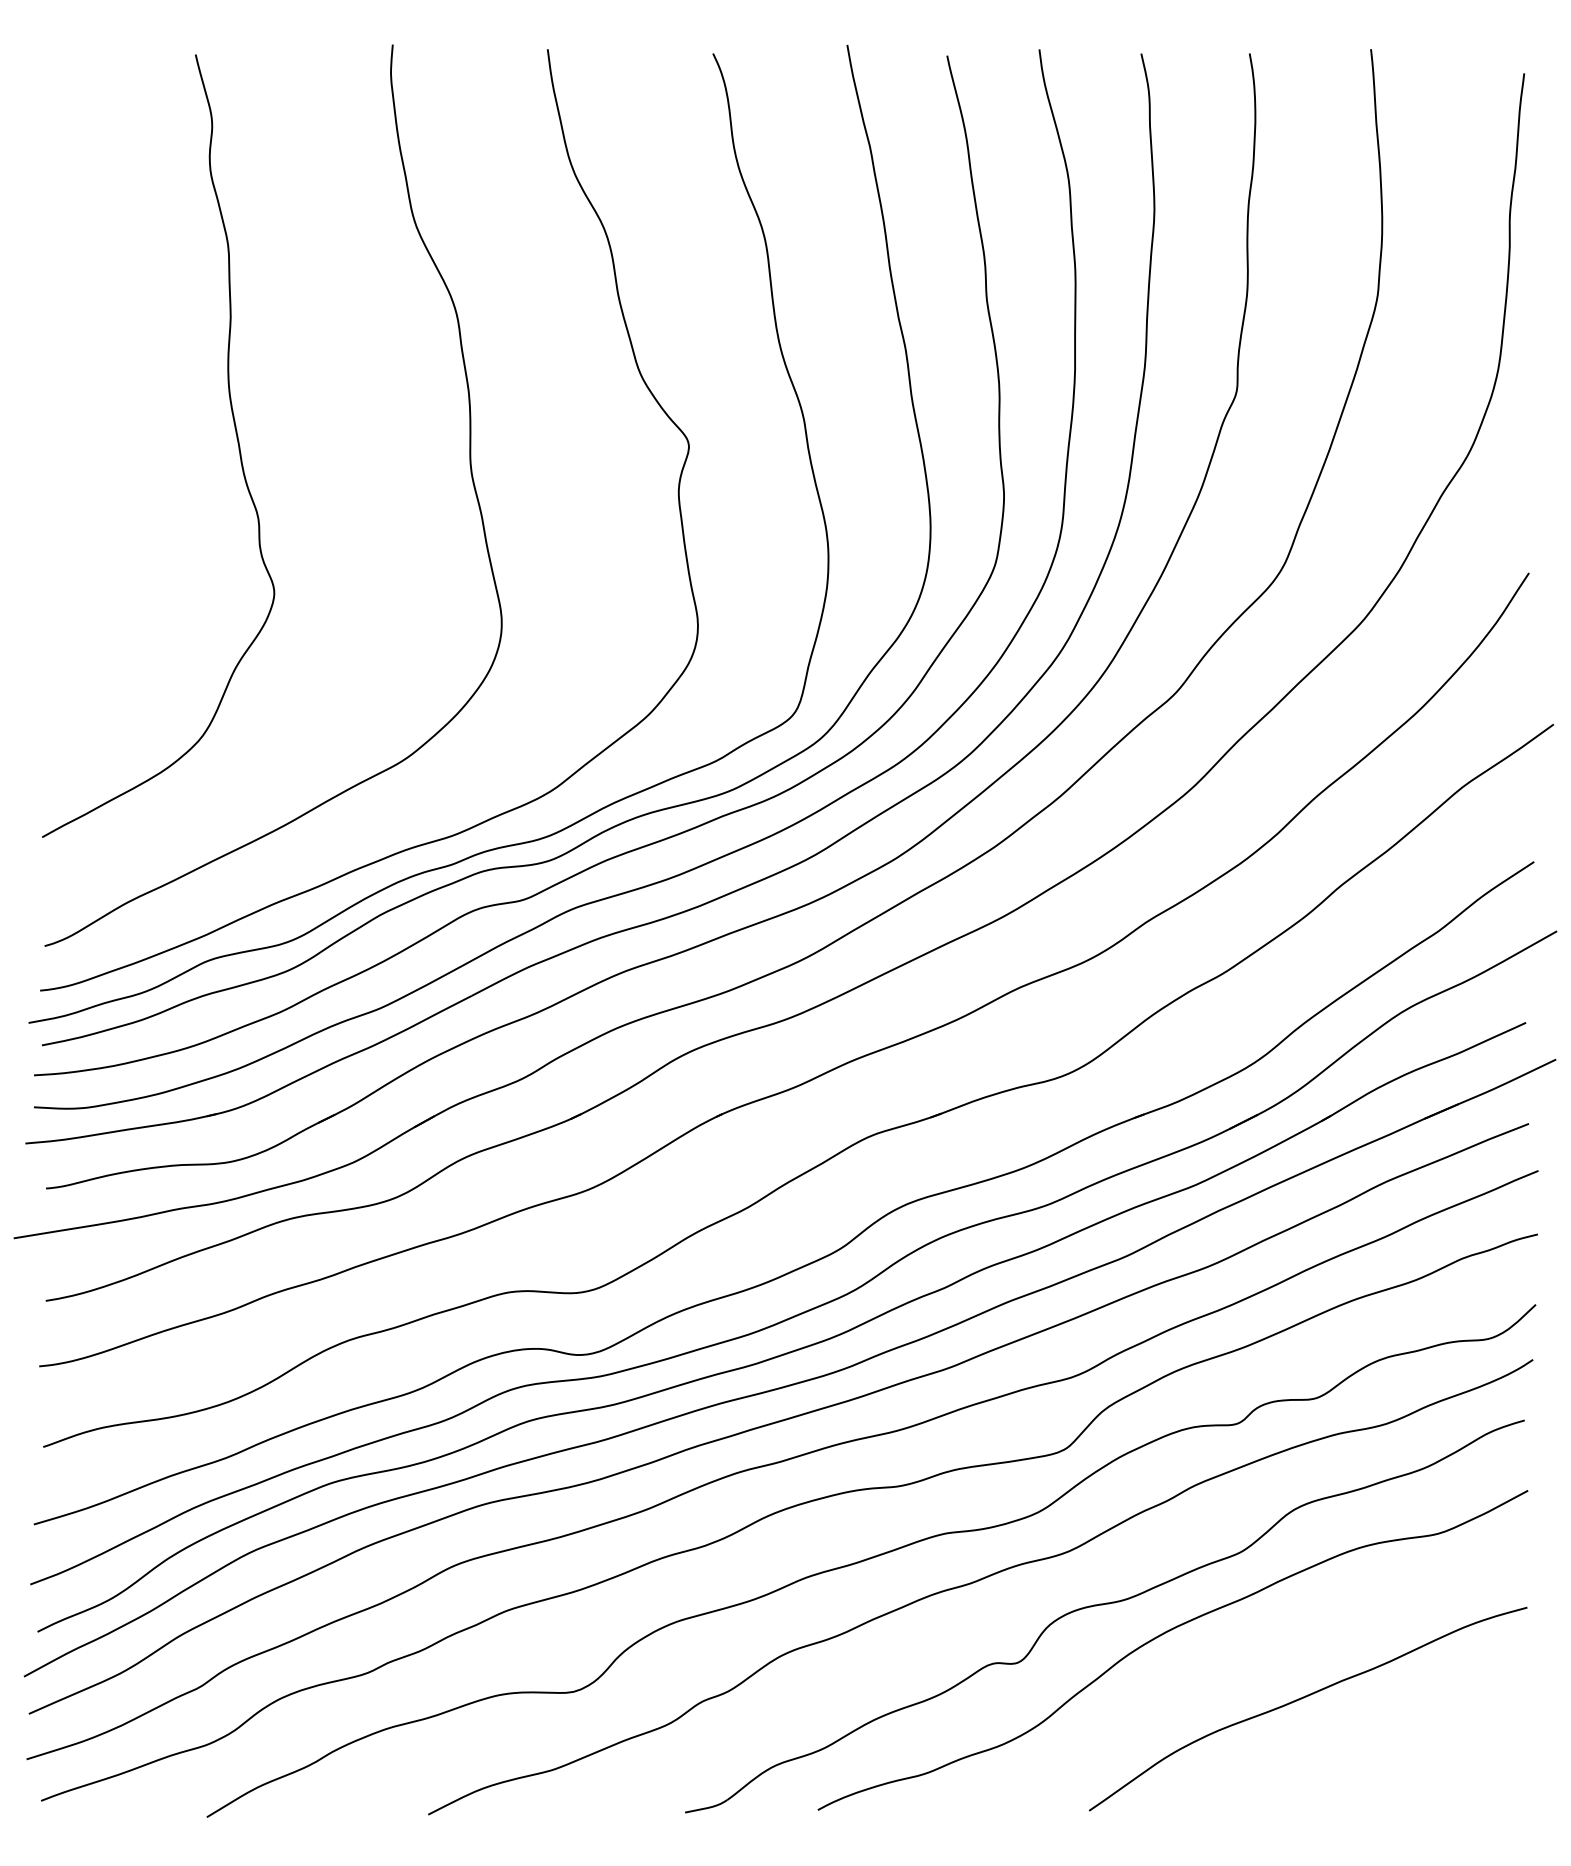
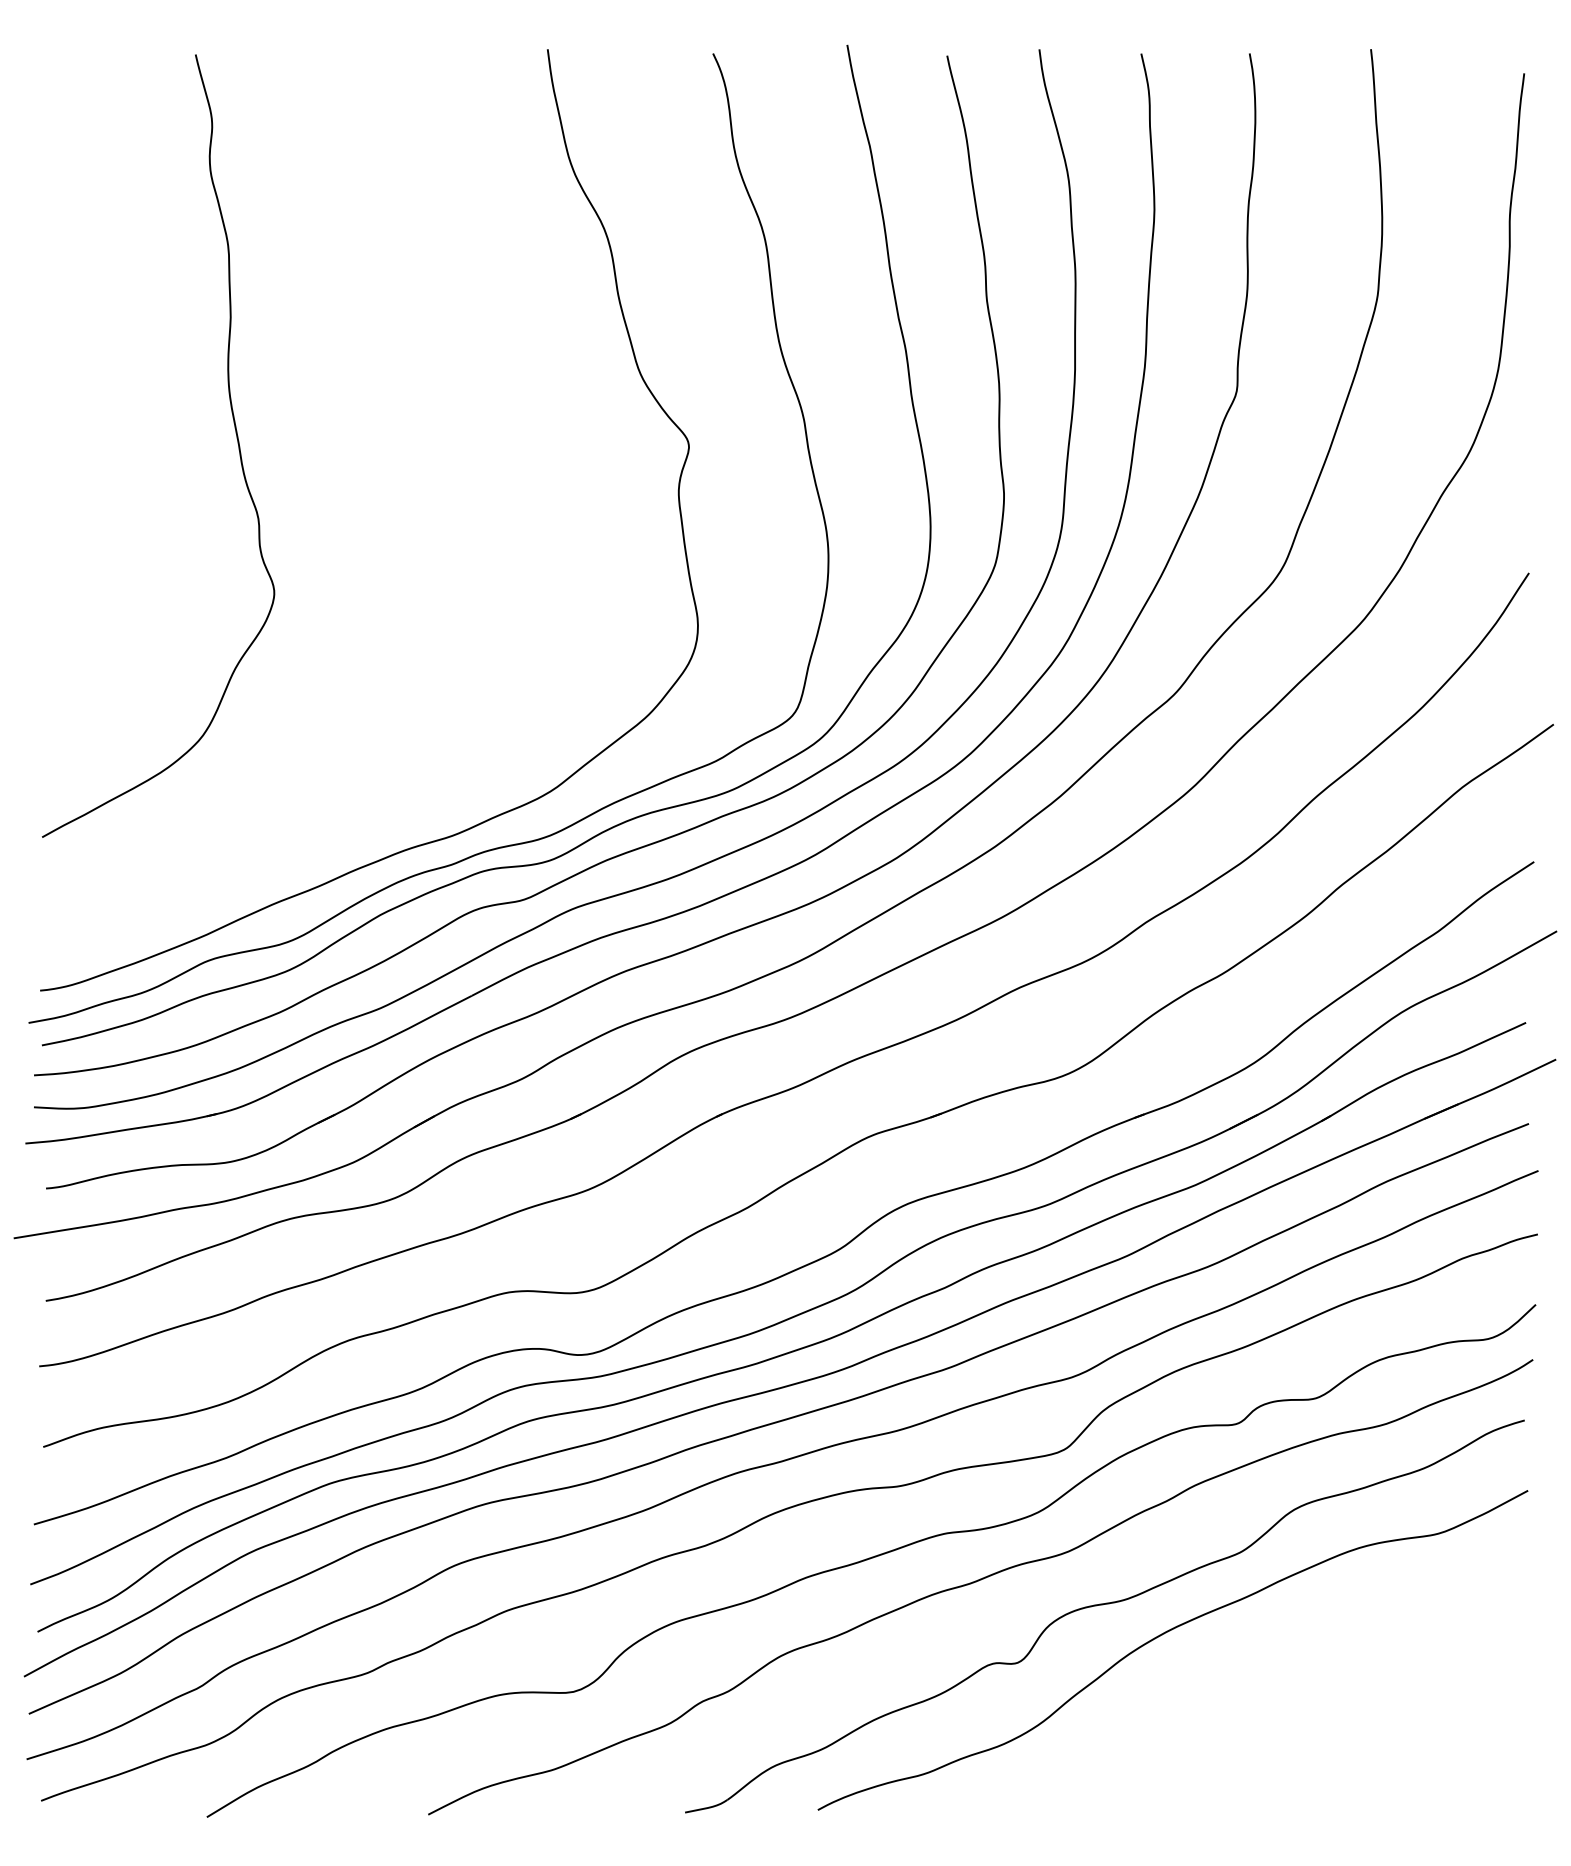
curve: present -> none (470, 473)
curve: present -> none (1304, 1698)
